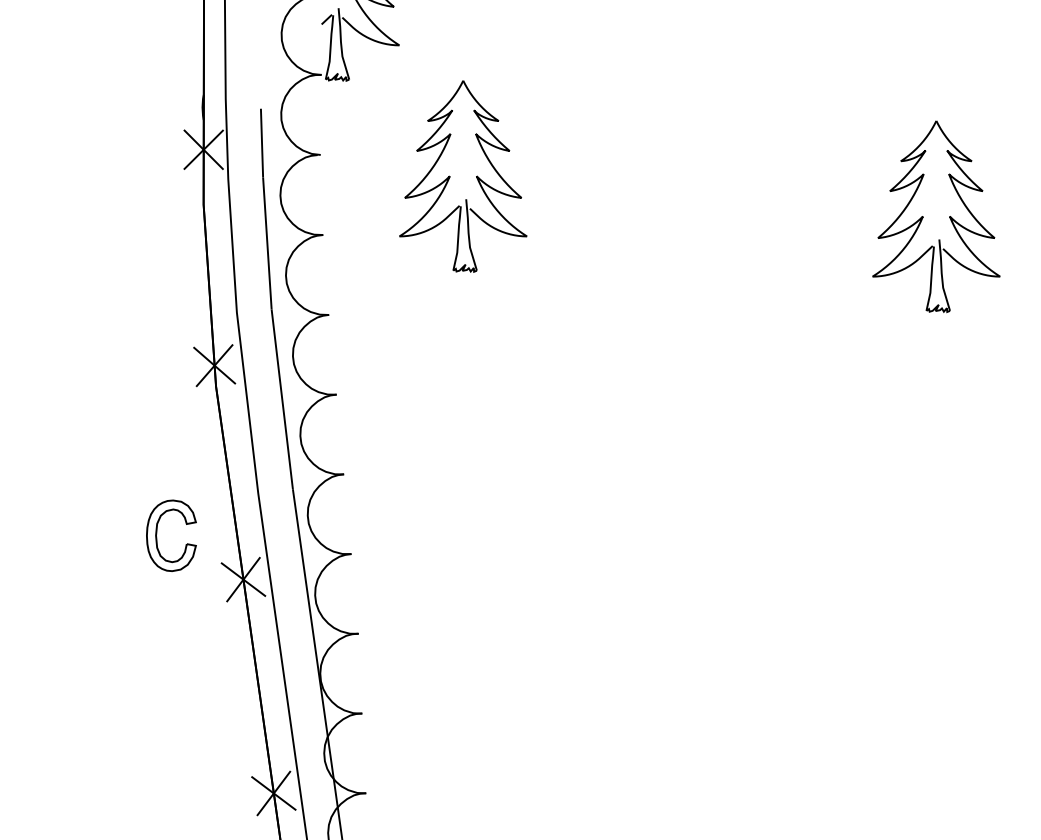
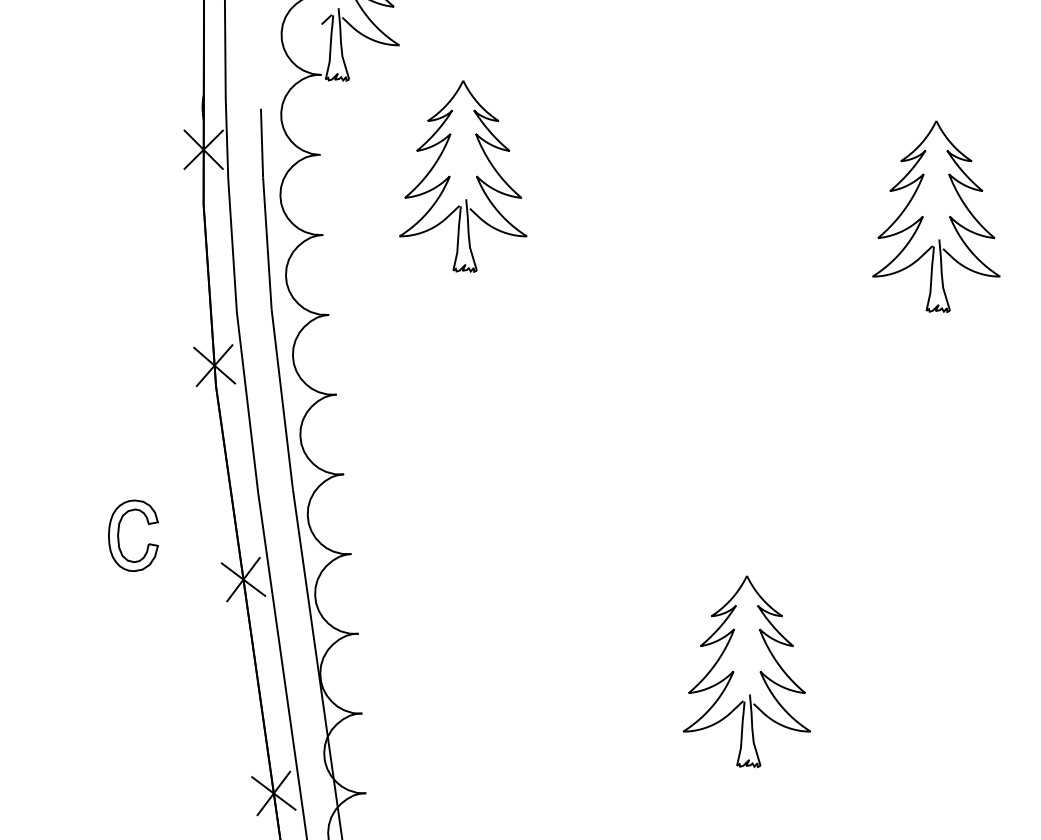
part position: (157, 533) -> (119, 533) (119, 533)
part: none -> present (734, 671)
